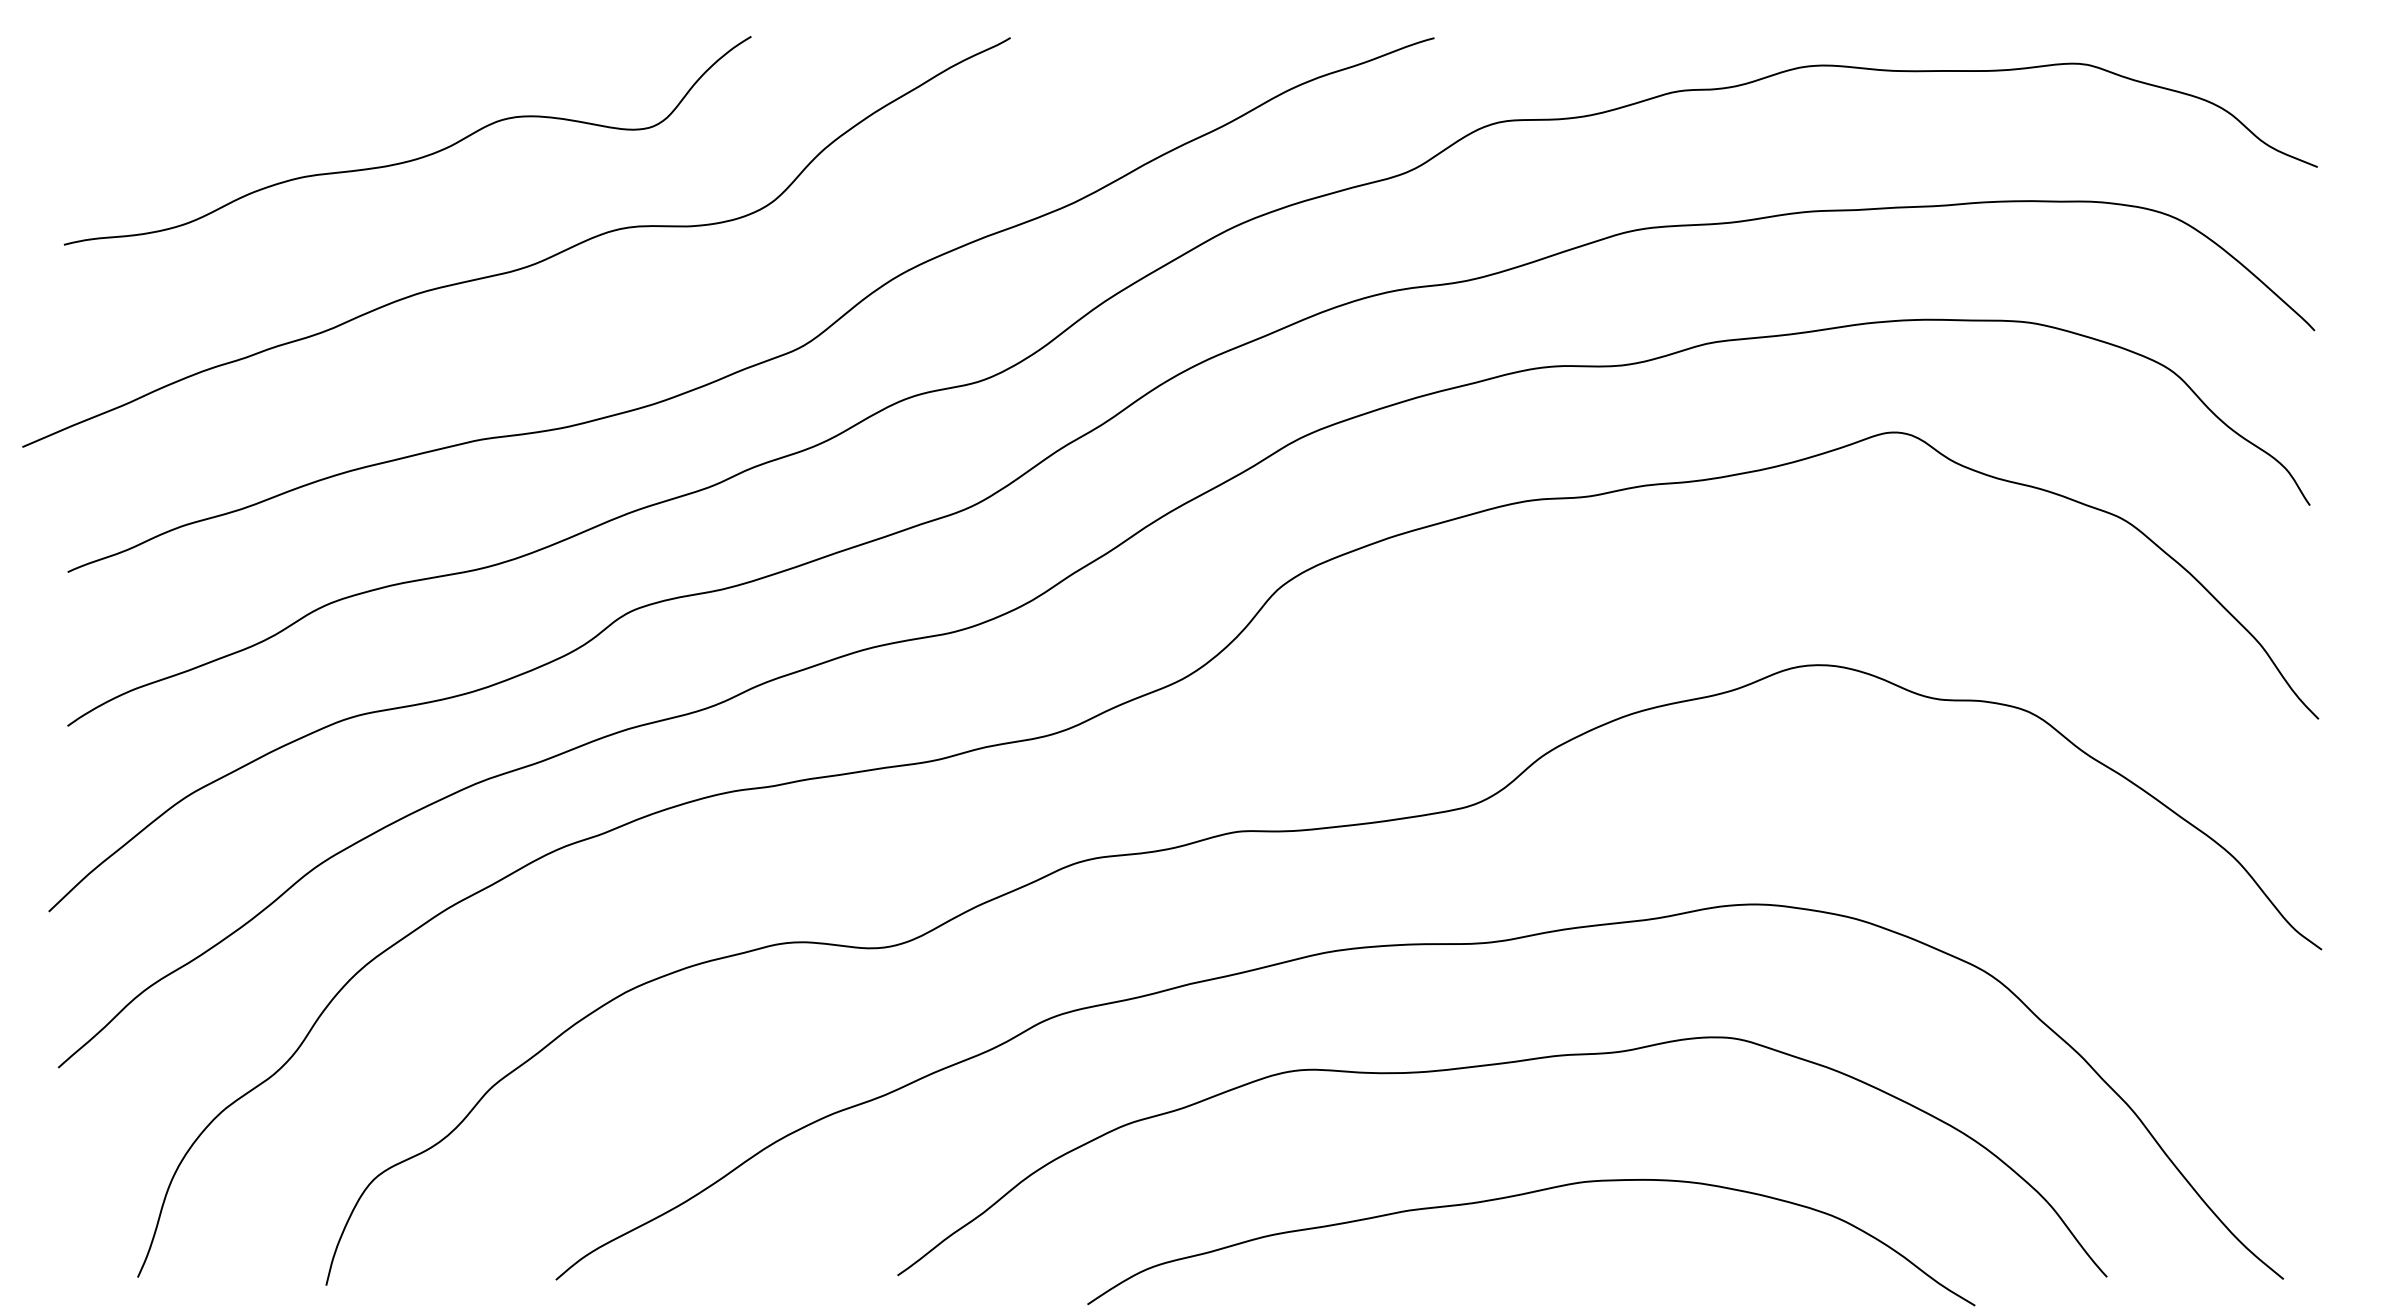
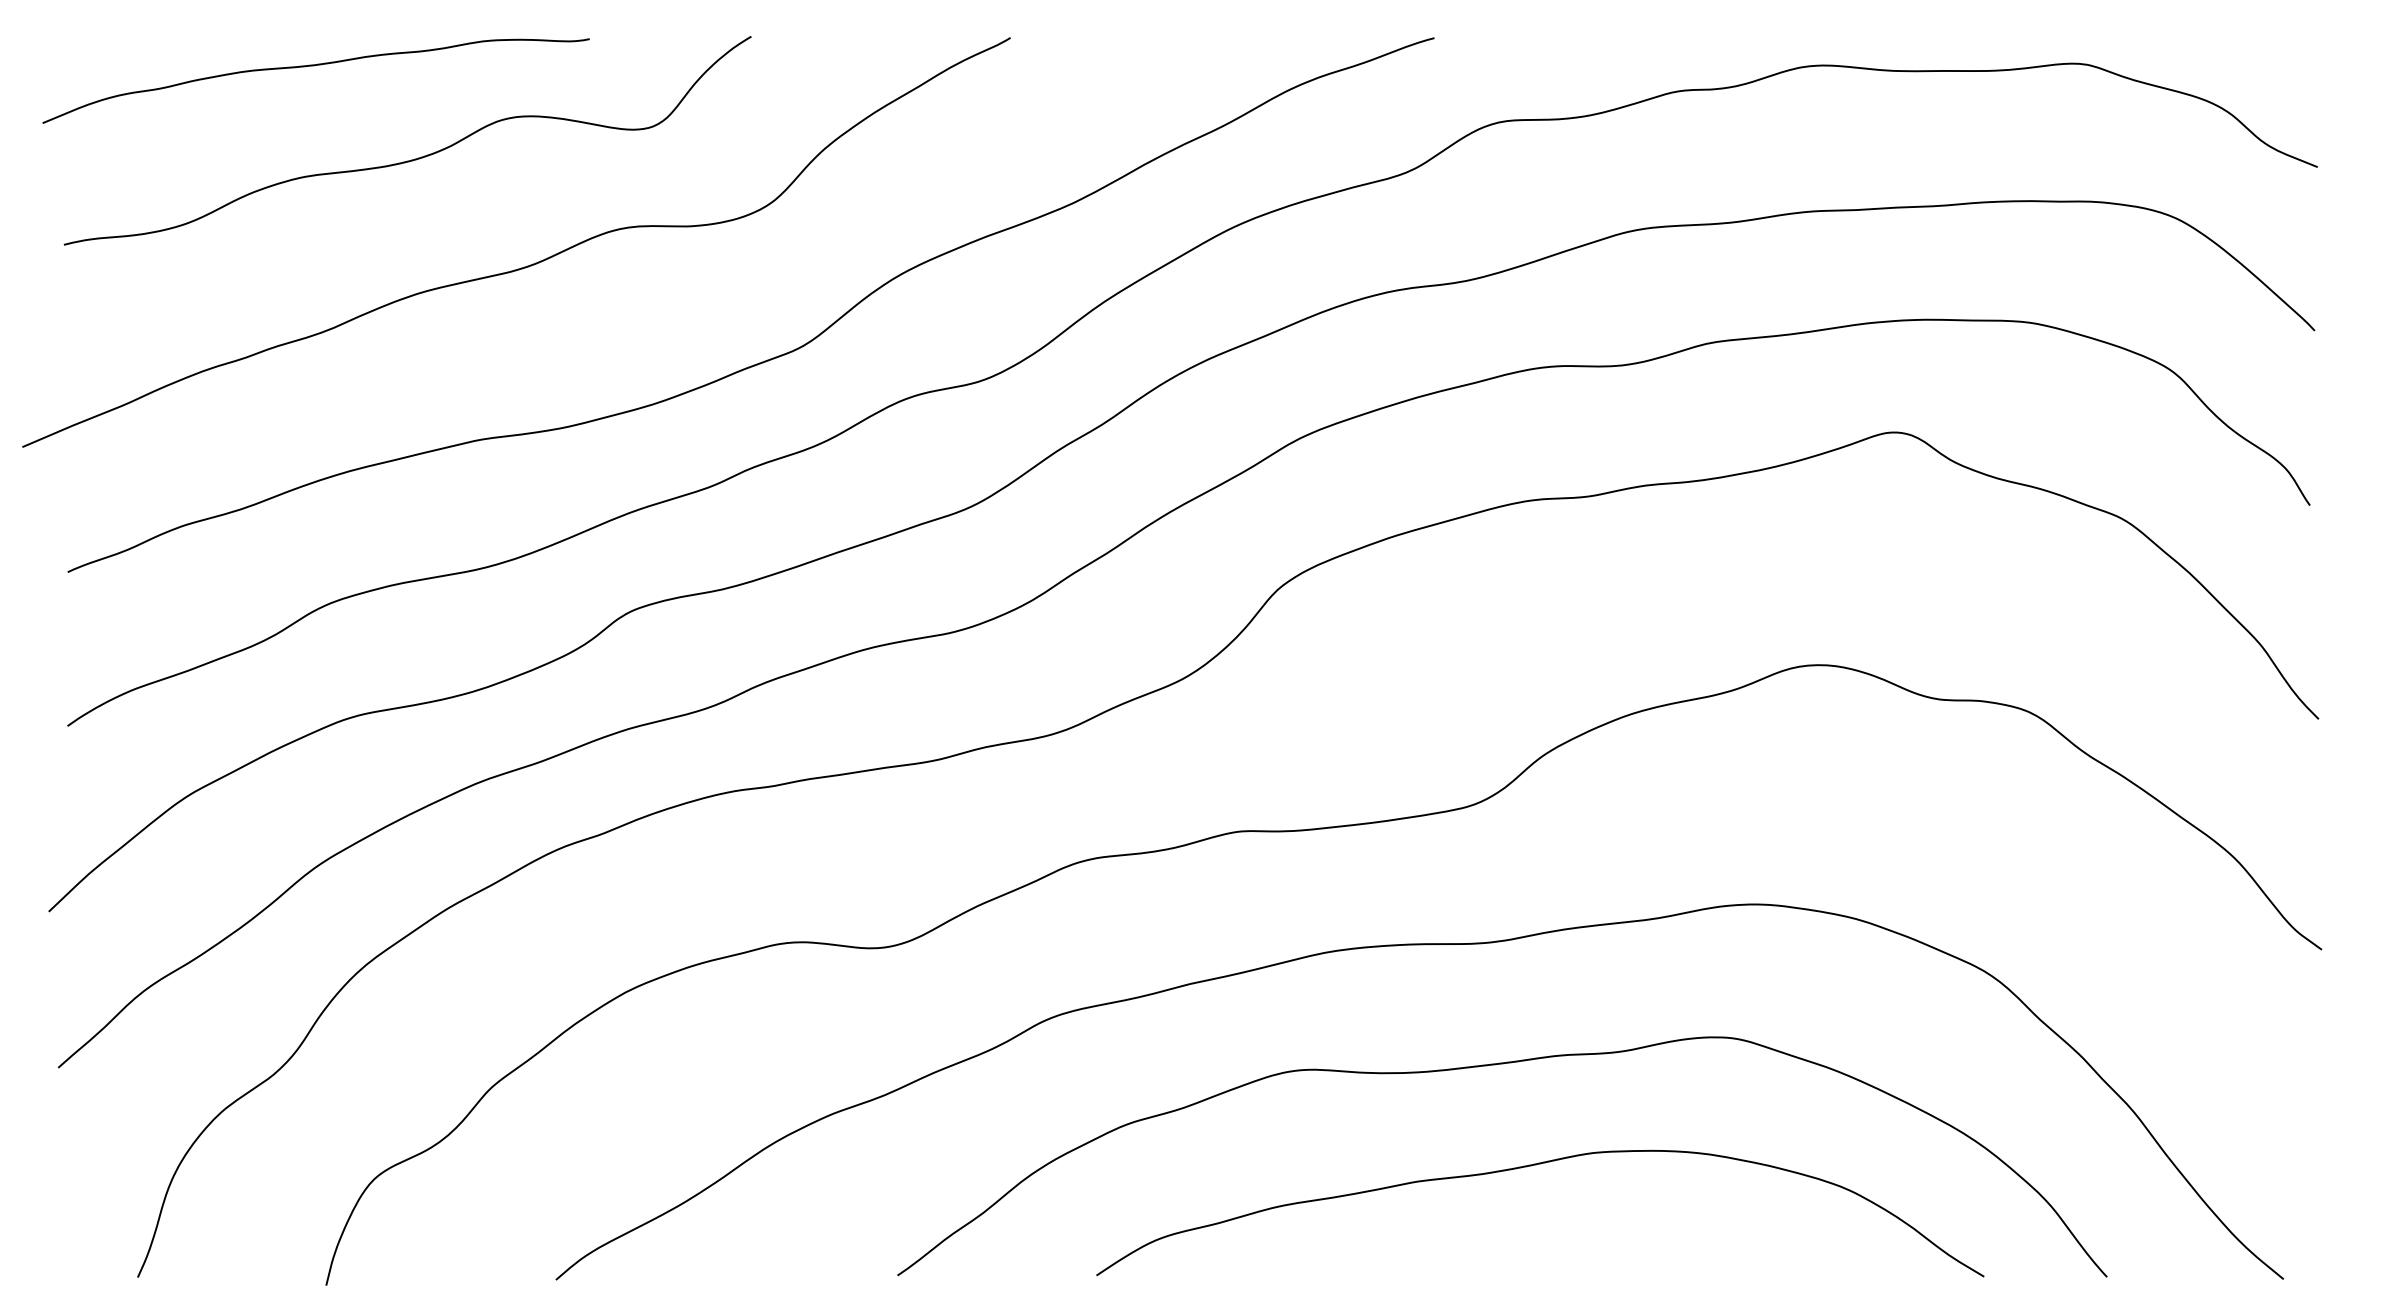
curve: none -> present (314, 66)
curve position: (1522, 1195) -> (1531, 1166) (1531, 1166)
